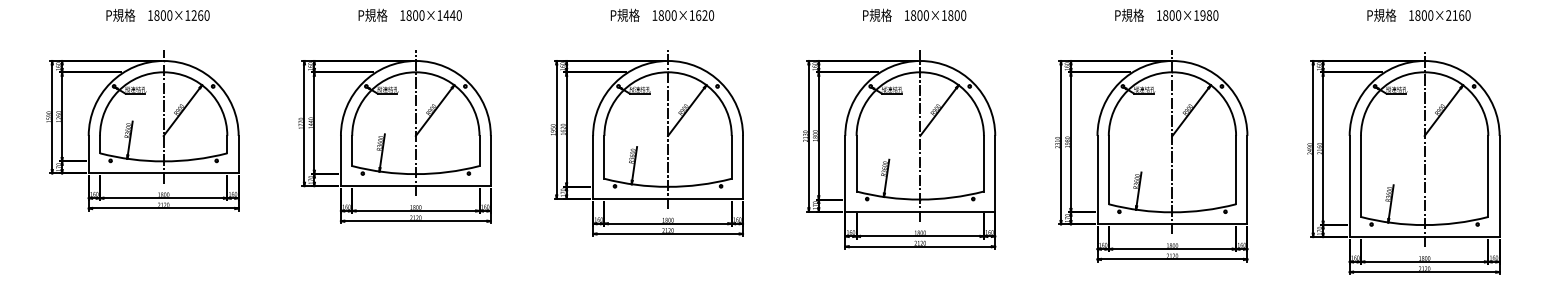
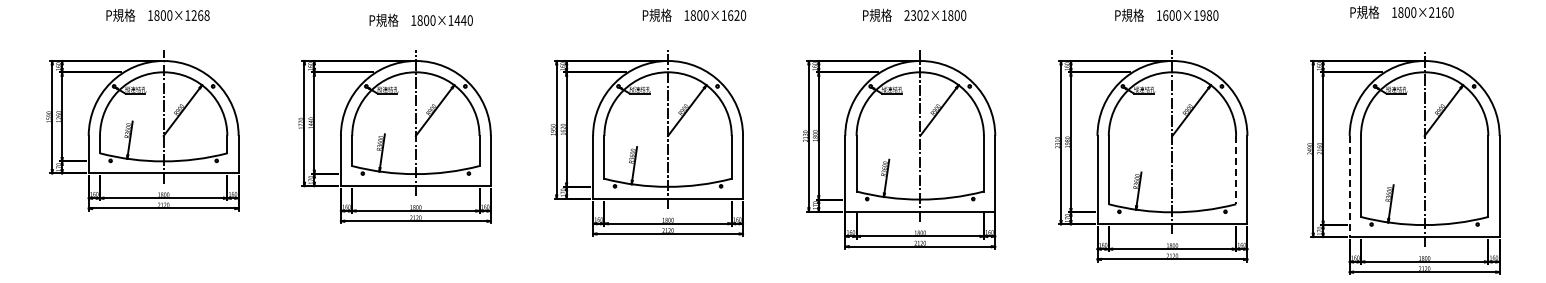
text position: (409, 14) -> (420, 19) (420, 19)
text position: (662, 14) -> (694, 14) (694, 14)
text position: (1418, 14) -> (1401, 11) (1401, 11)
text: 1800×1260 -> 1800×1268 (206, 15)
text: 1800×1800 -> 2302×1800 (916, 15)
text: 1800×1980 -> 1600×1980 (1165, 15)
line: solid -> dashed (1236, 170)
line: solid -> dashed (1349, 186)
